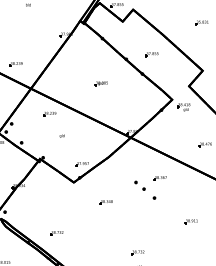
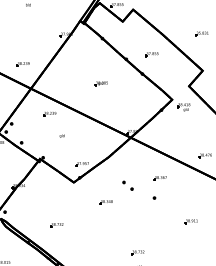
part position: (201, 22) -> (201, 33) (201, 33)
part position: (15, 64) -> (22, 64) (22, 64)
part position: (204, 144) -> (204, 155) (204, 155)
part position: (139, 185) -> (127, 185) (127, 185)
part position: (56, 233) -> (56, 225) (56, 225)
